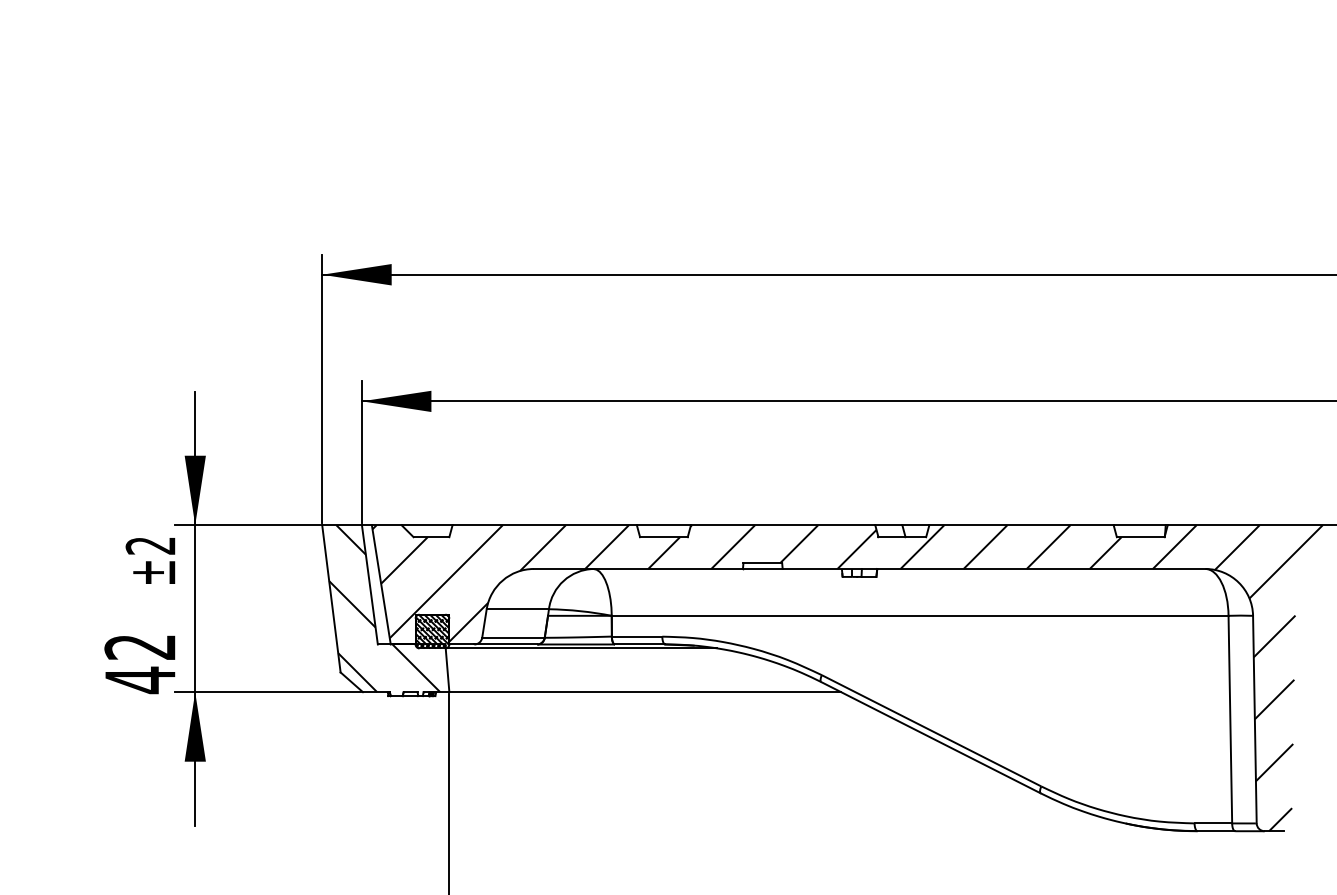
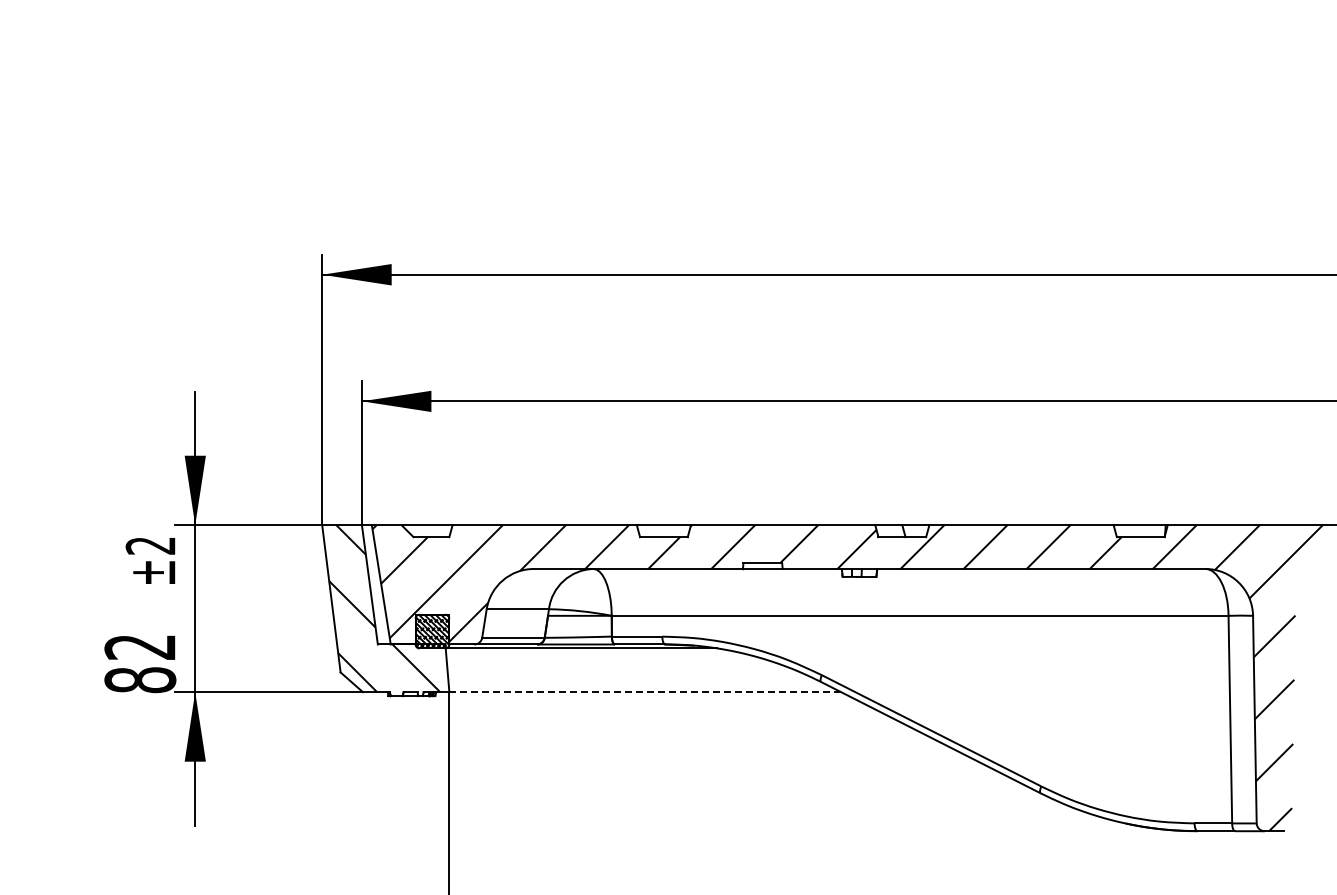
text: 42 -> 82 (140, 680)
line: solid -> dashed (645, 692)
